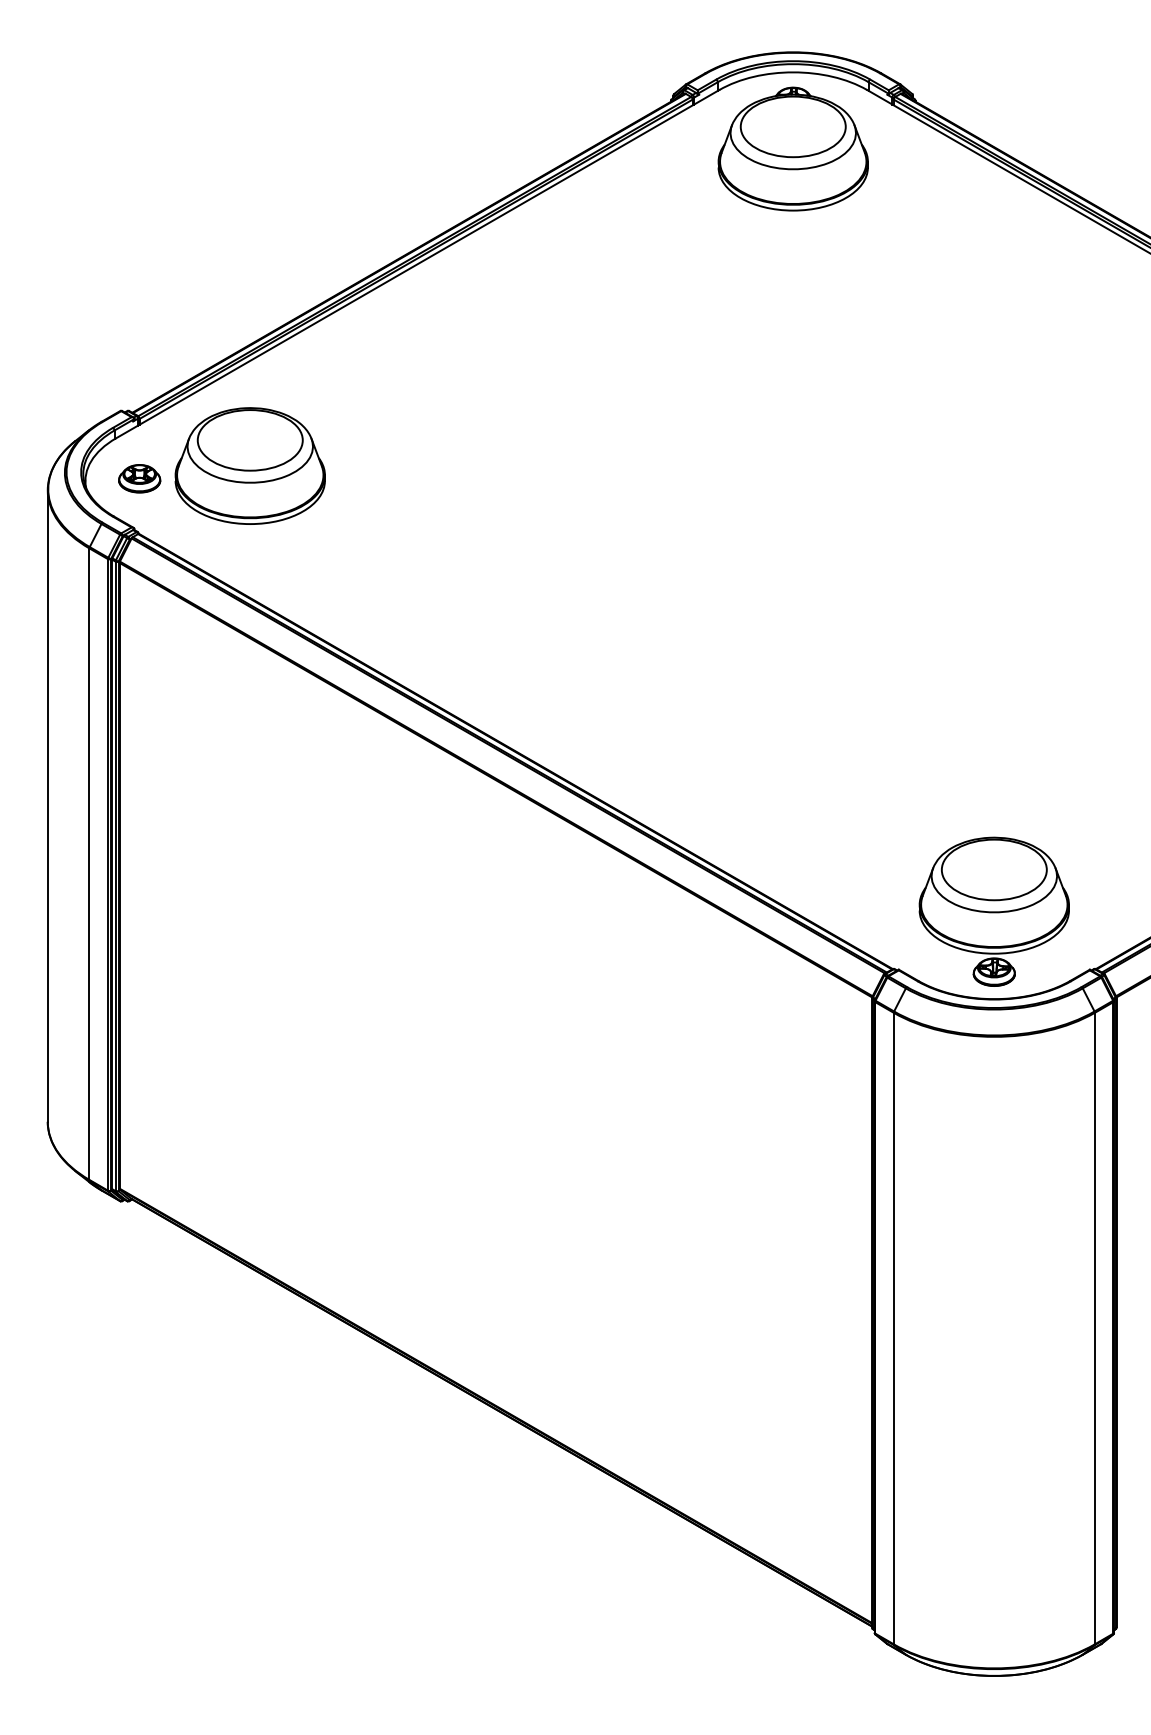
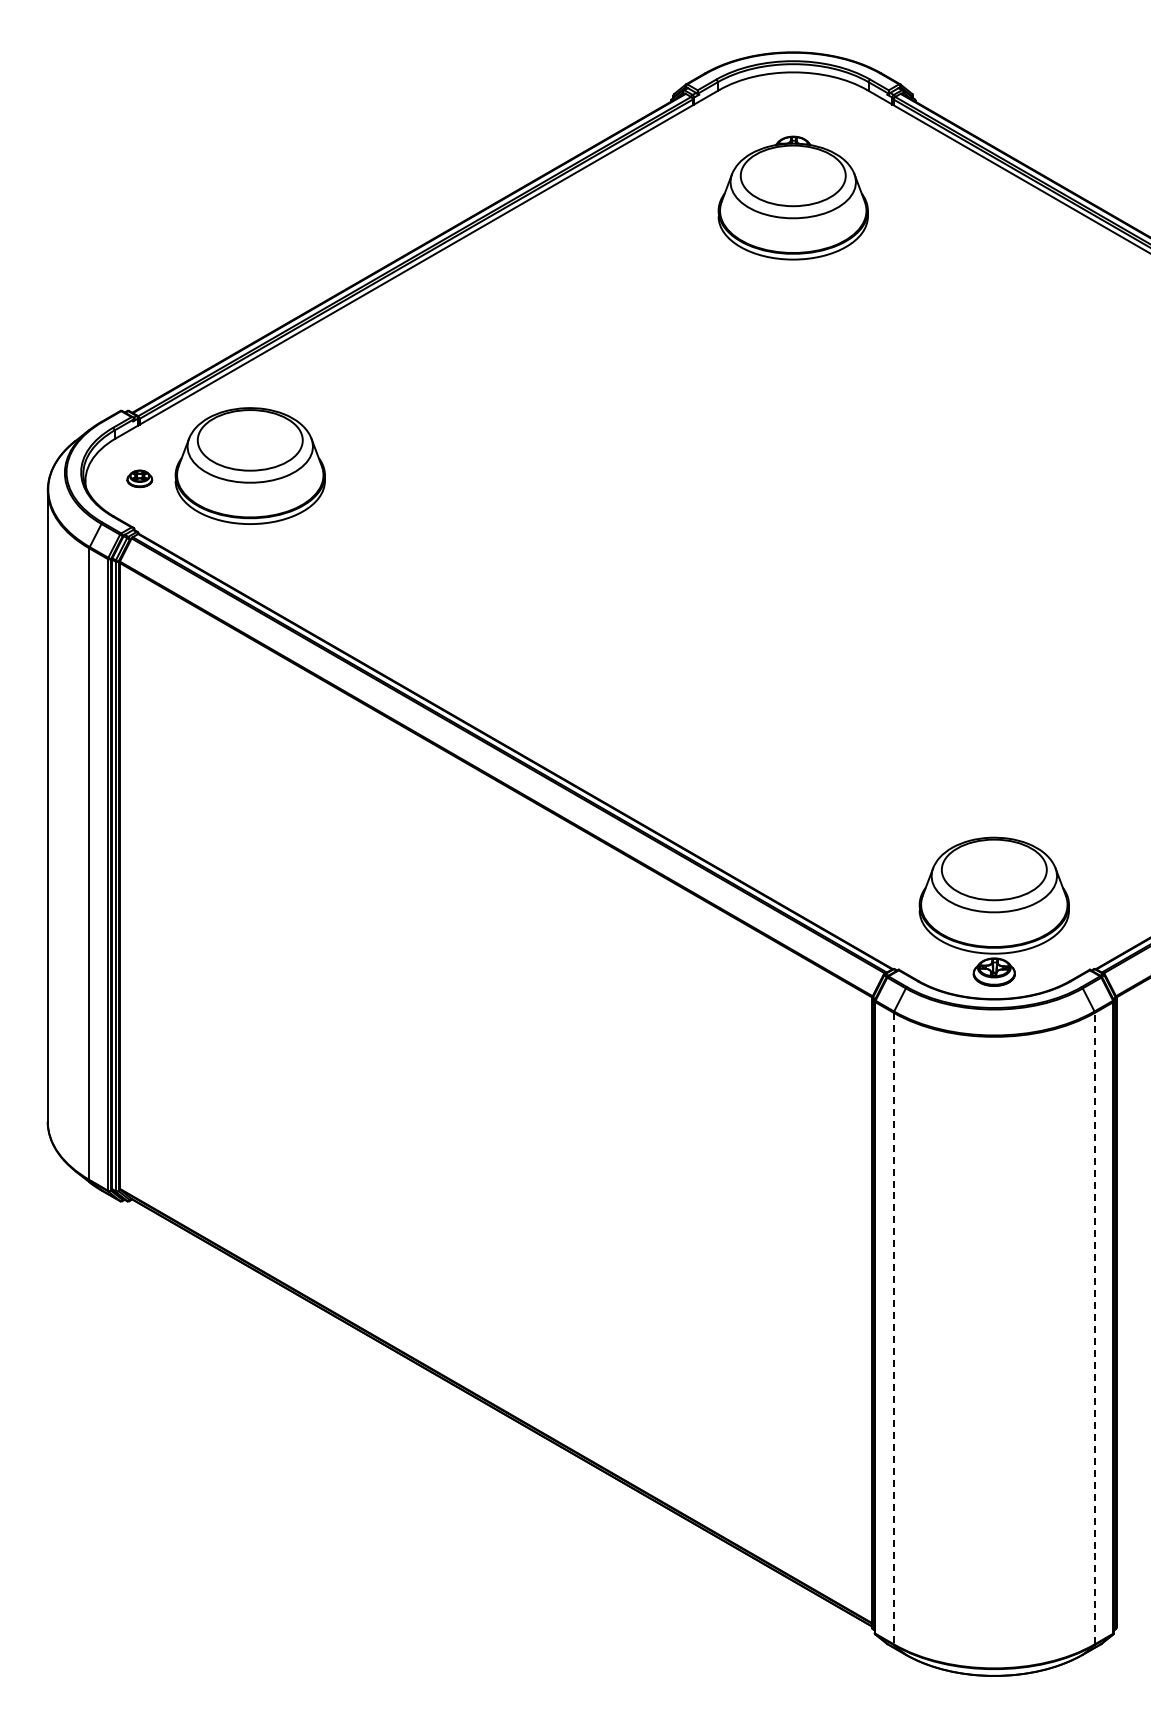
part position: (792, 148) -> (792, 197) (792, 197)
part size: 44x30 px -> 28x19 px (139, 478)
line: solid -> dashed (893, 1328)
line: solid -> dashed (1094, 1328)
